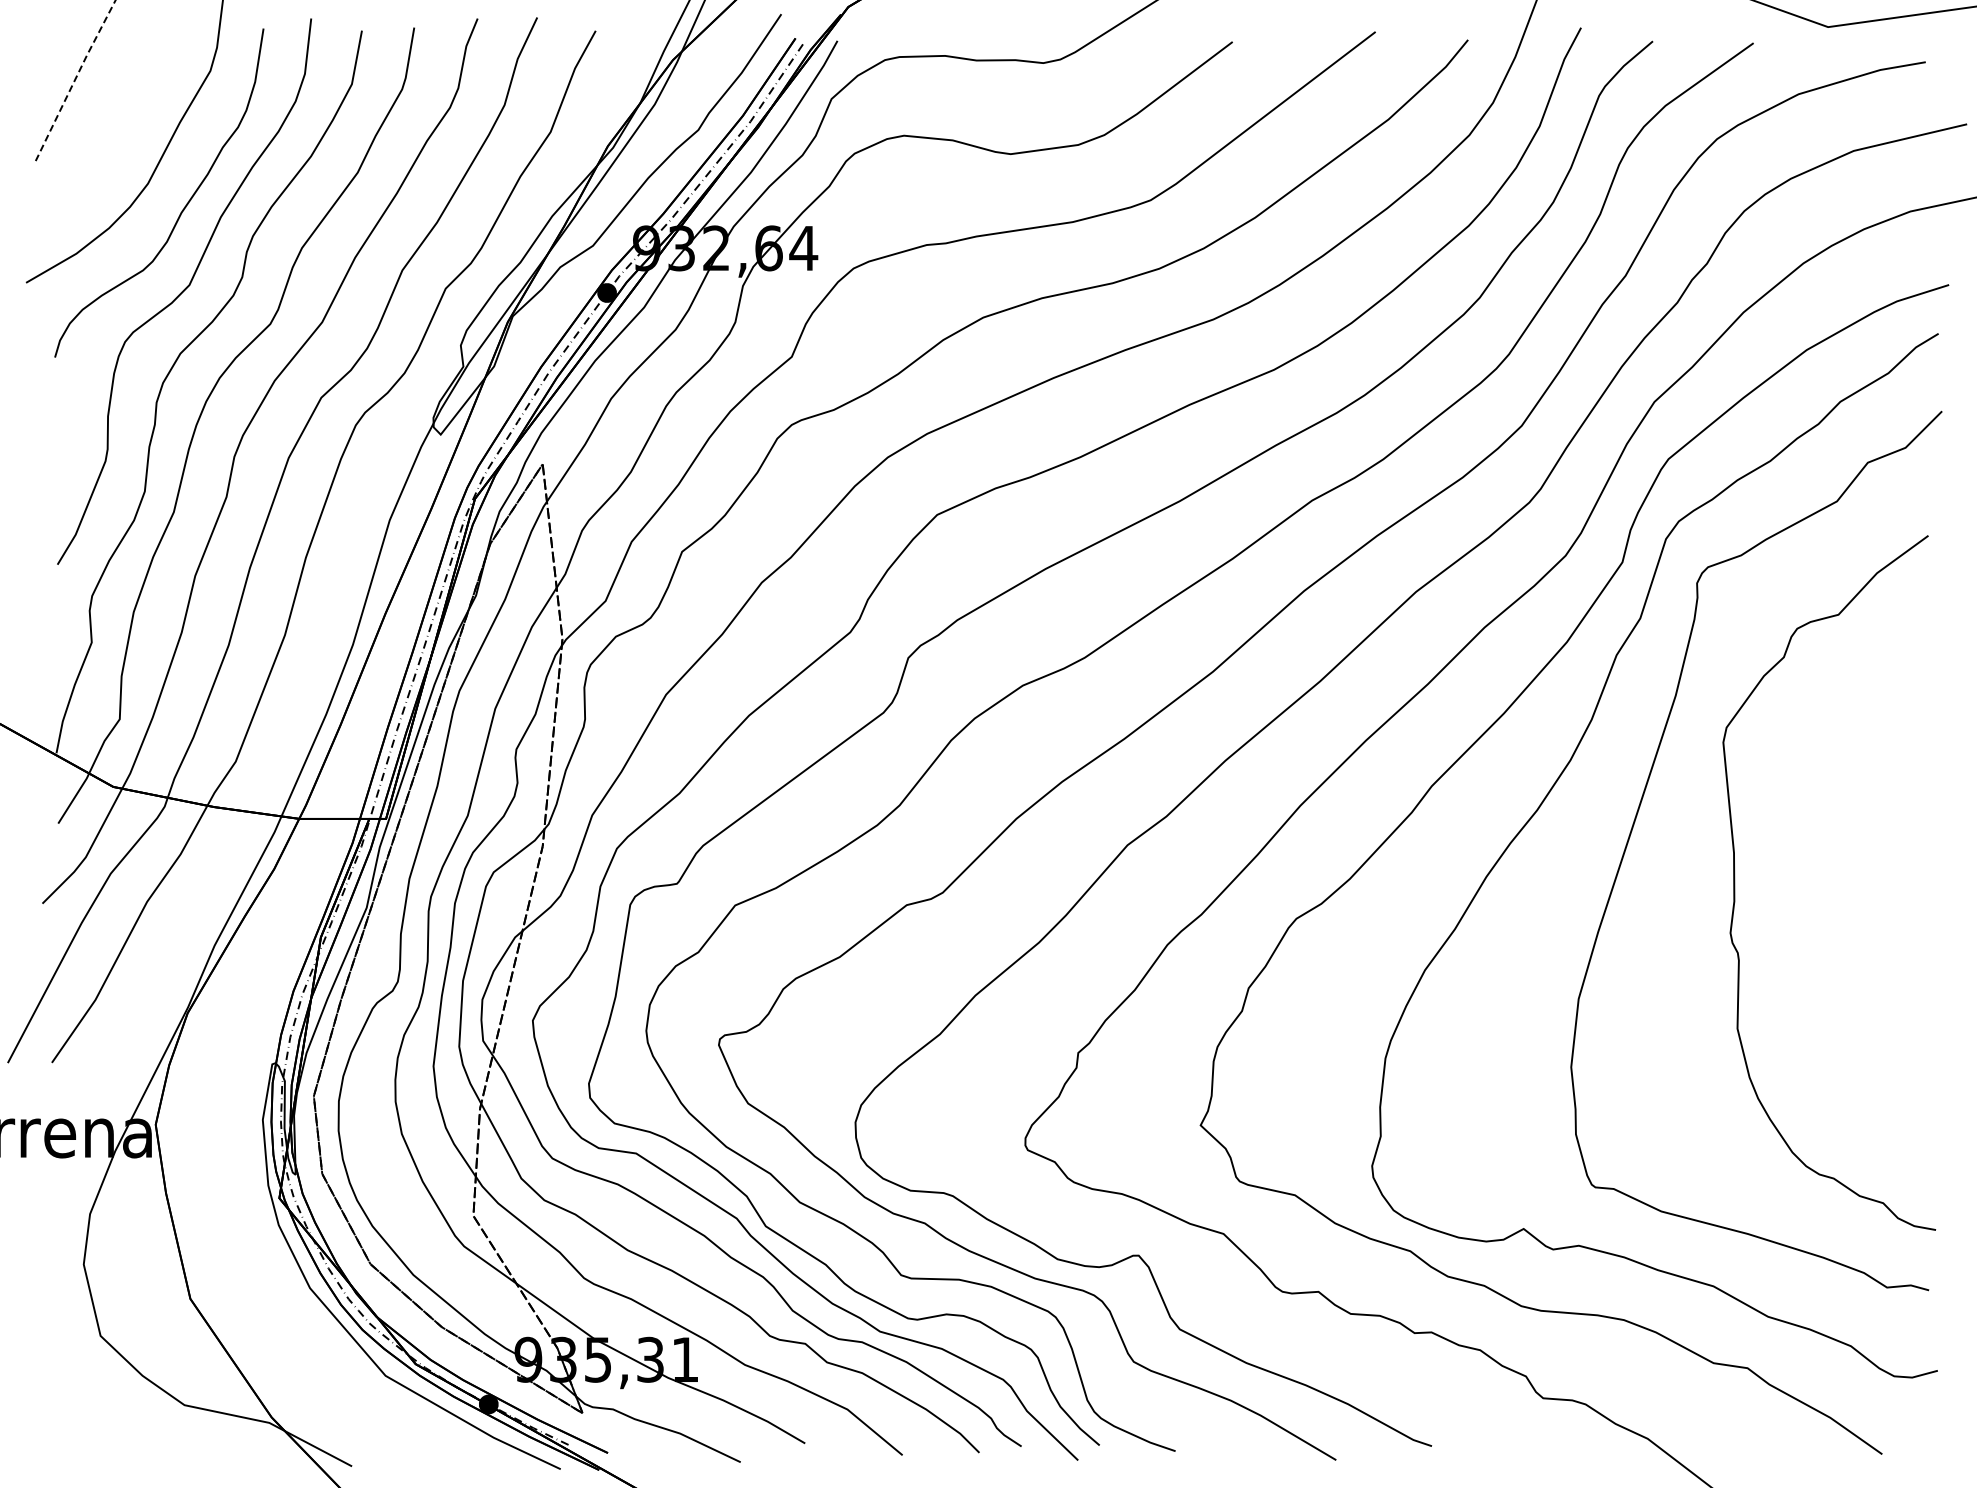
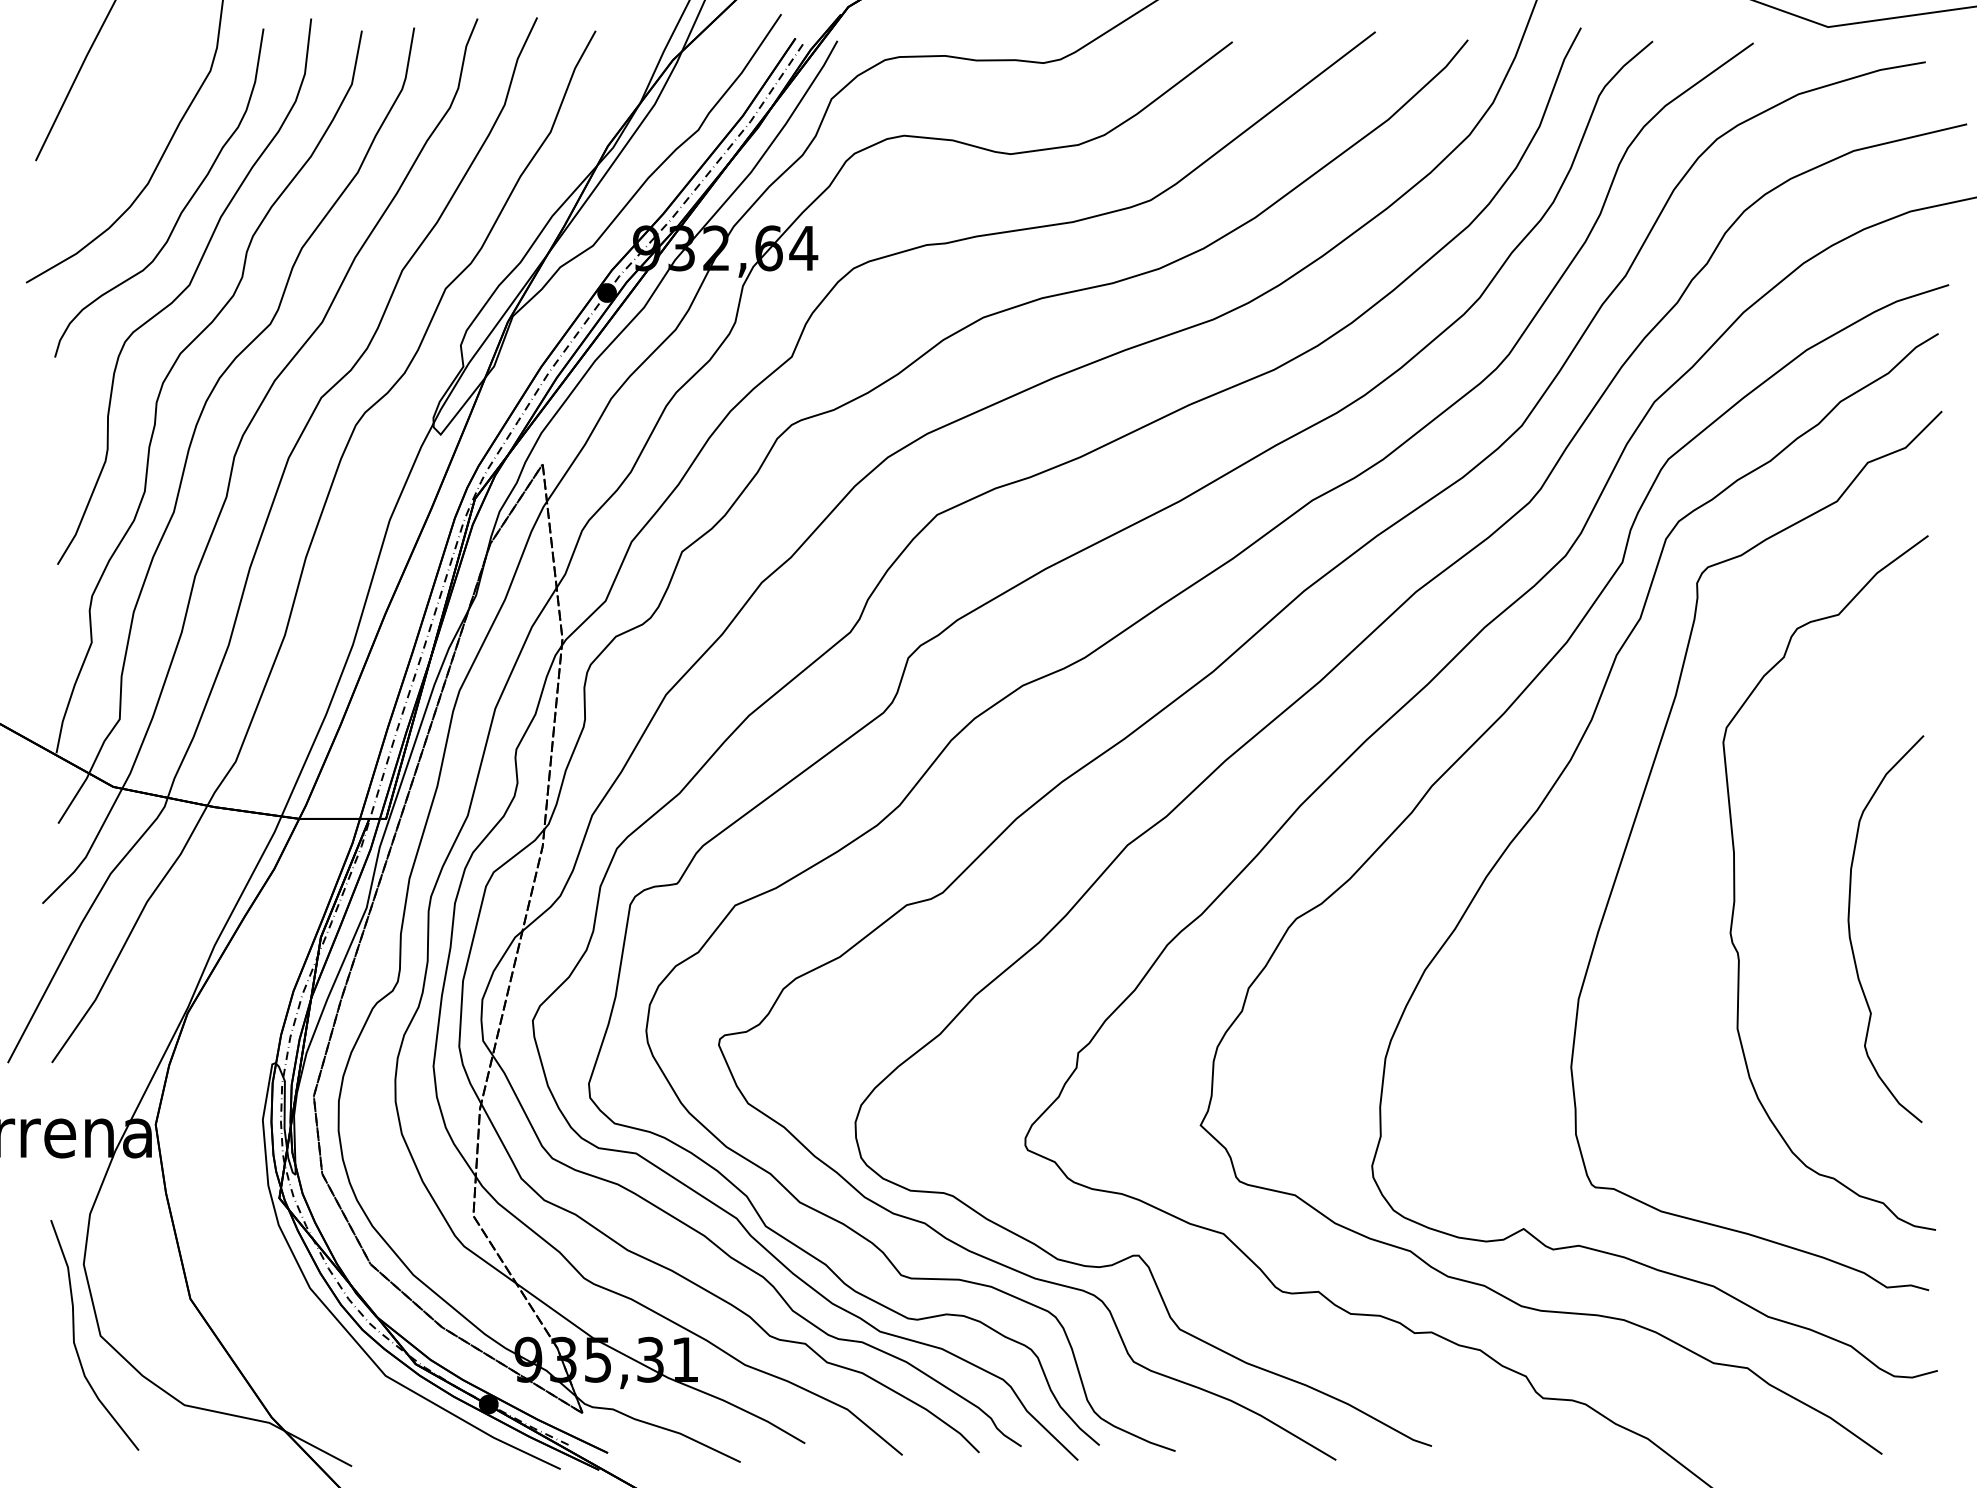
line: dashed -> solid (74, 80)
curve: none -> present (1850, 929)
curve: none -> present (74, 1335)
